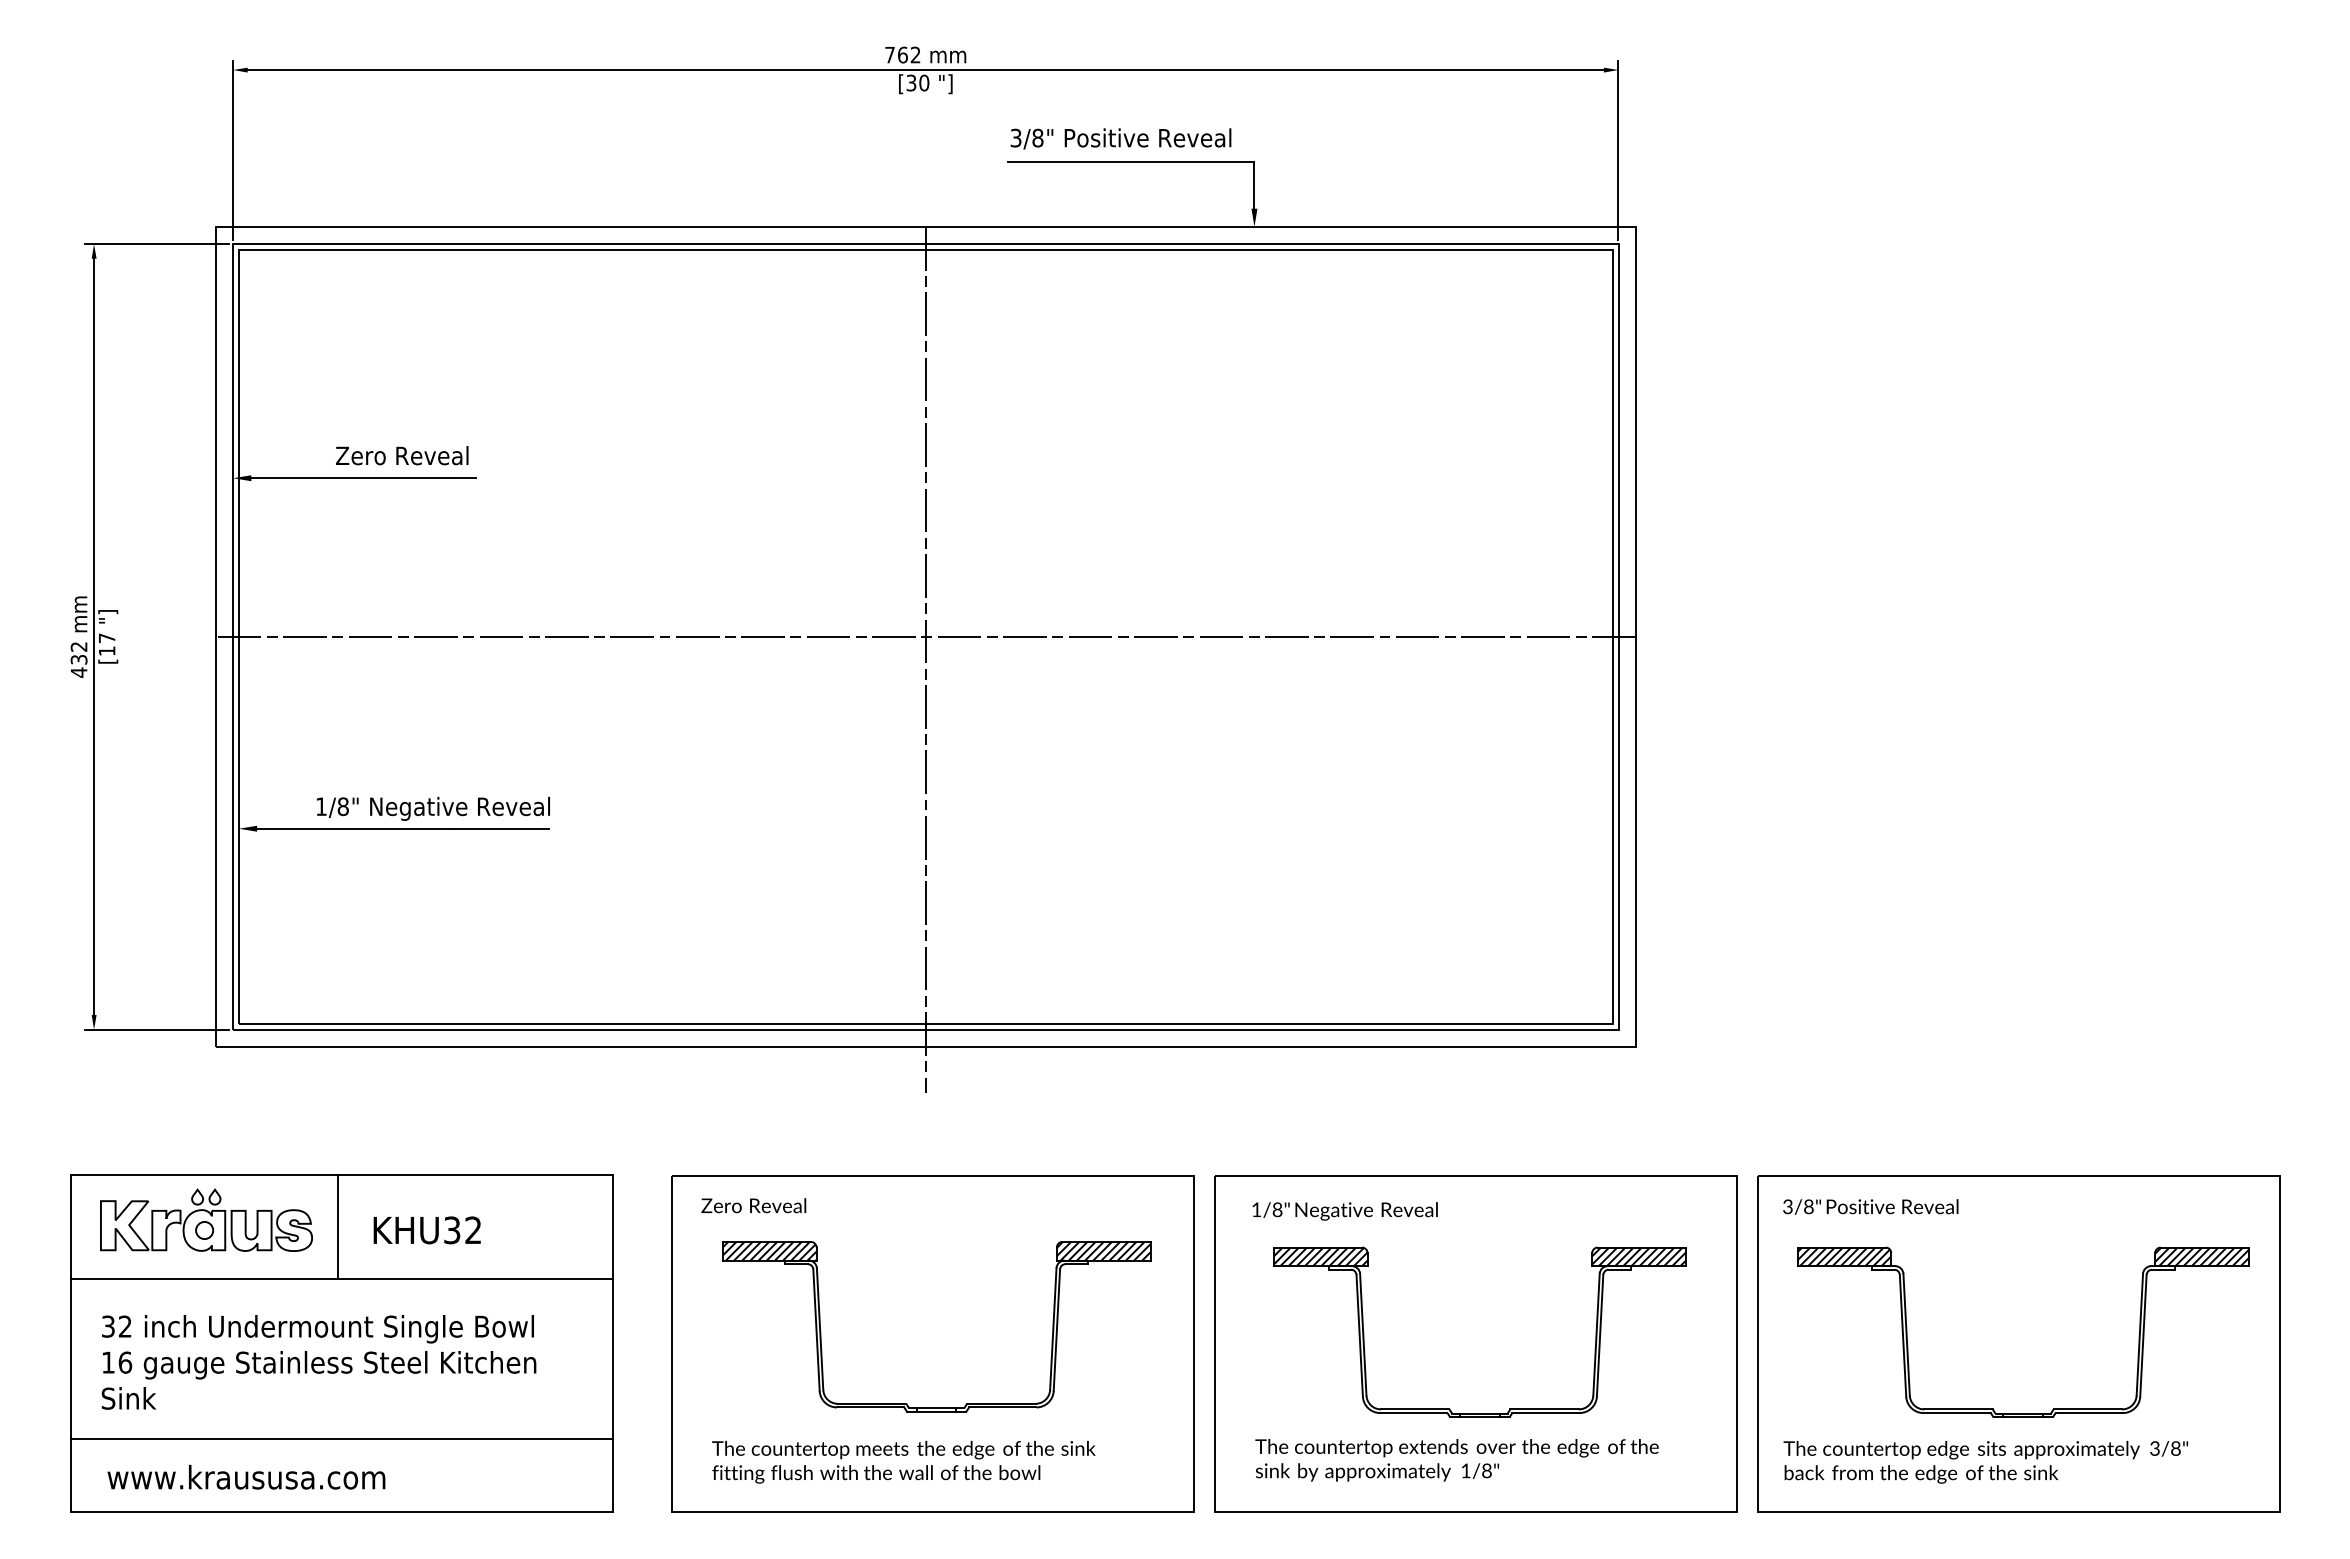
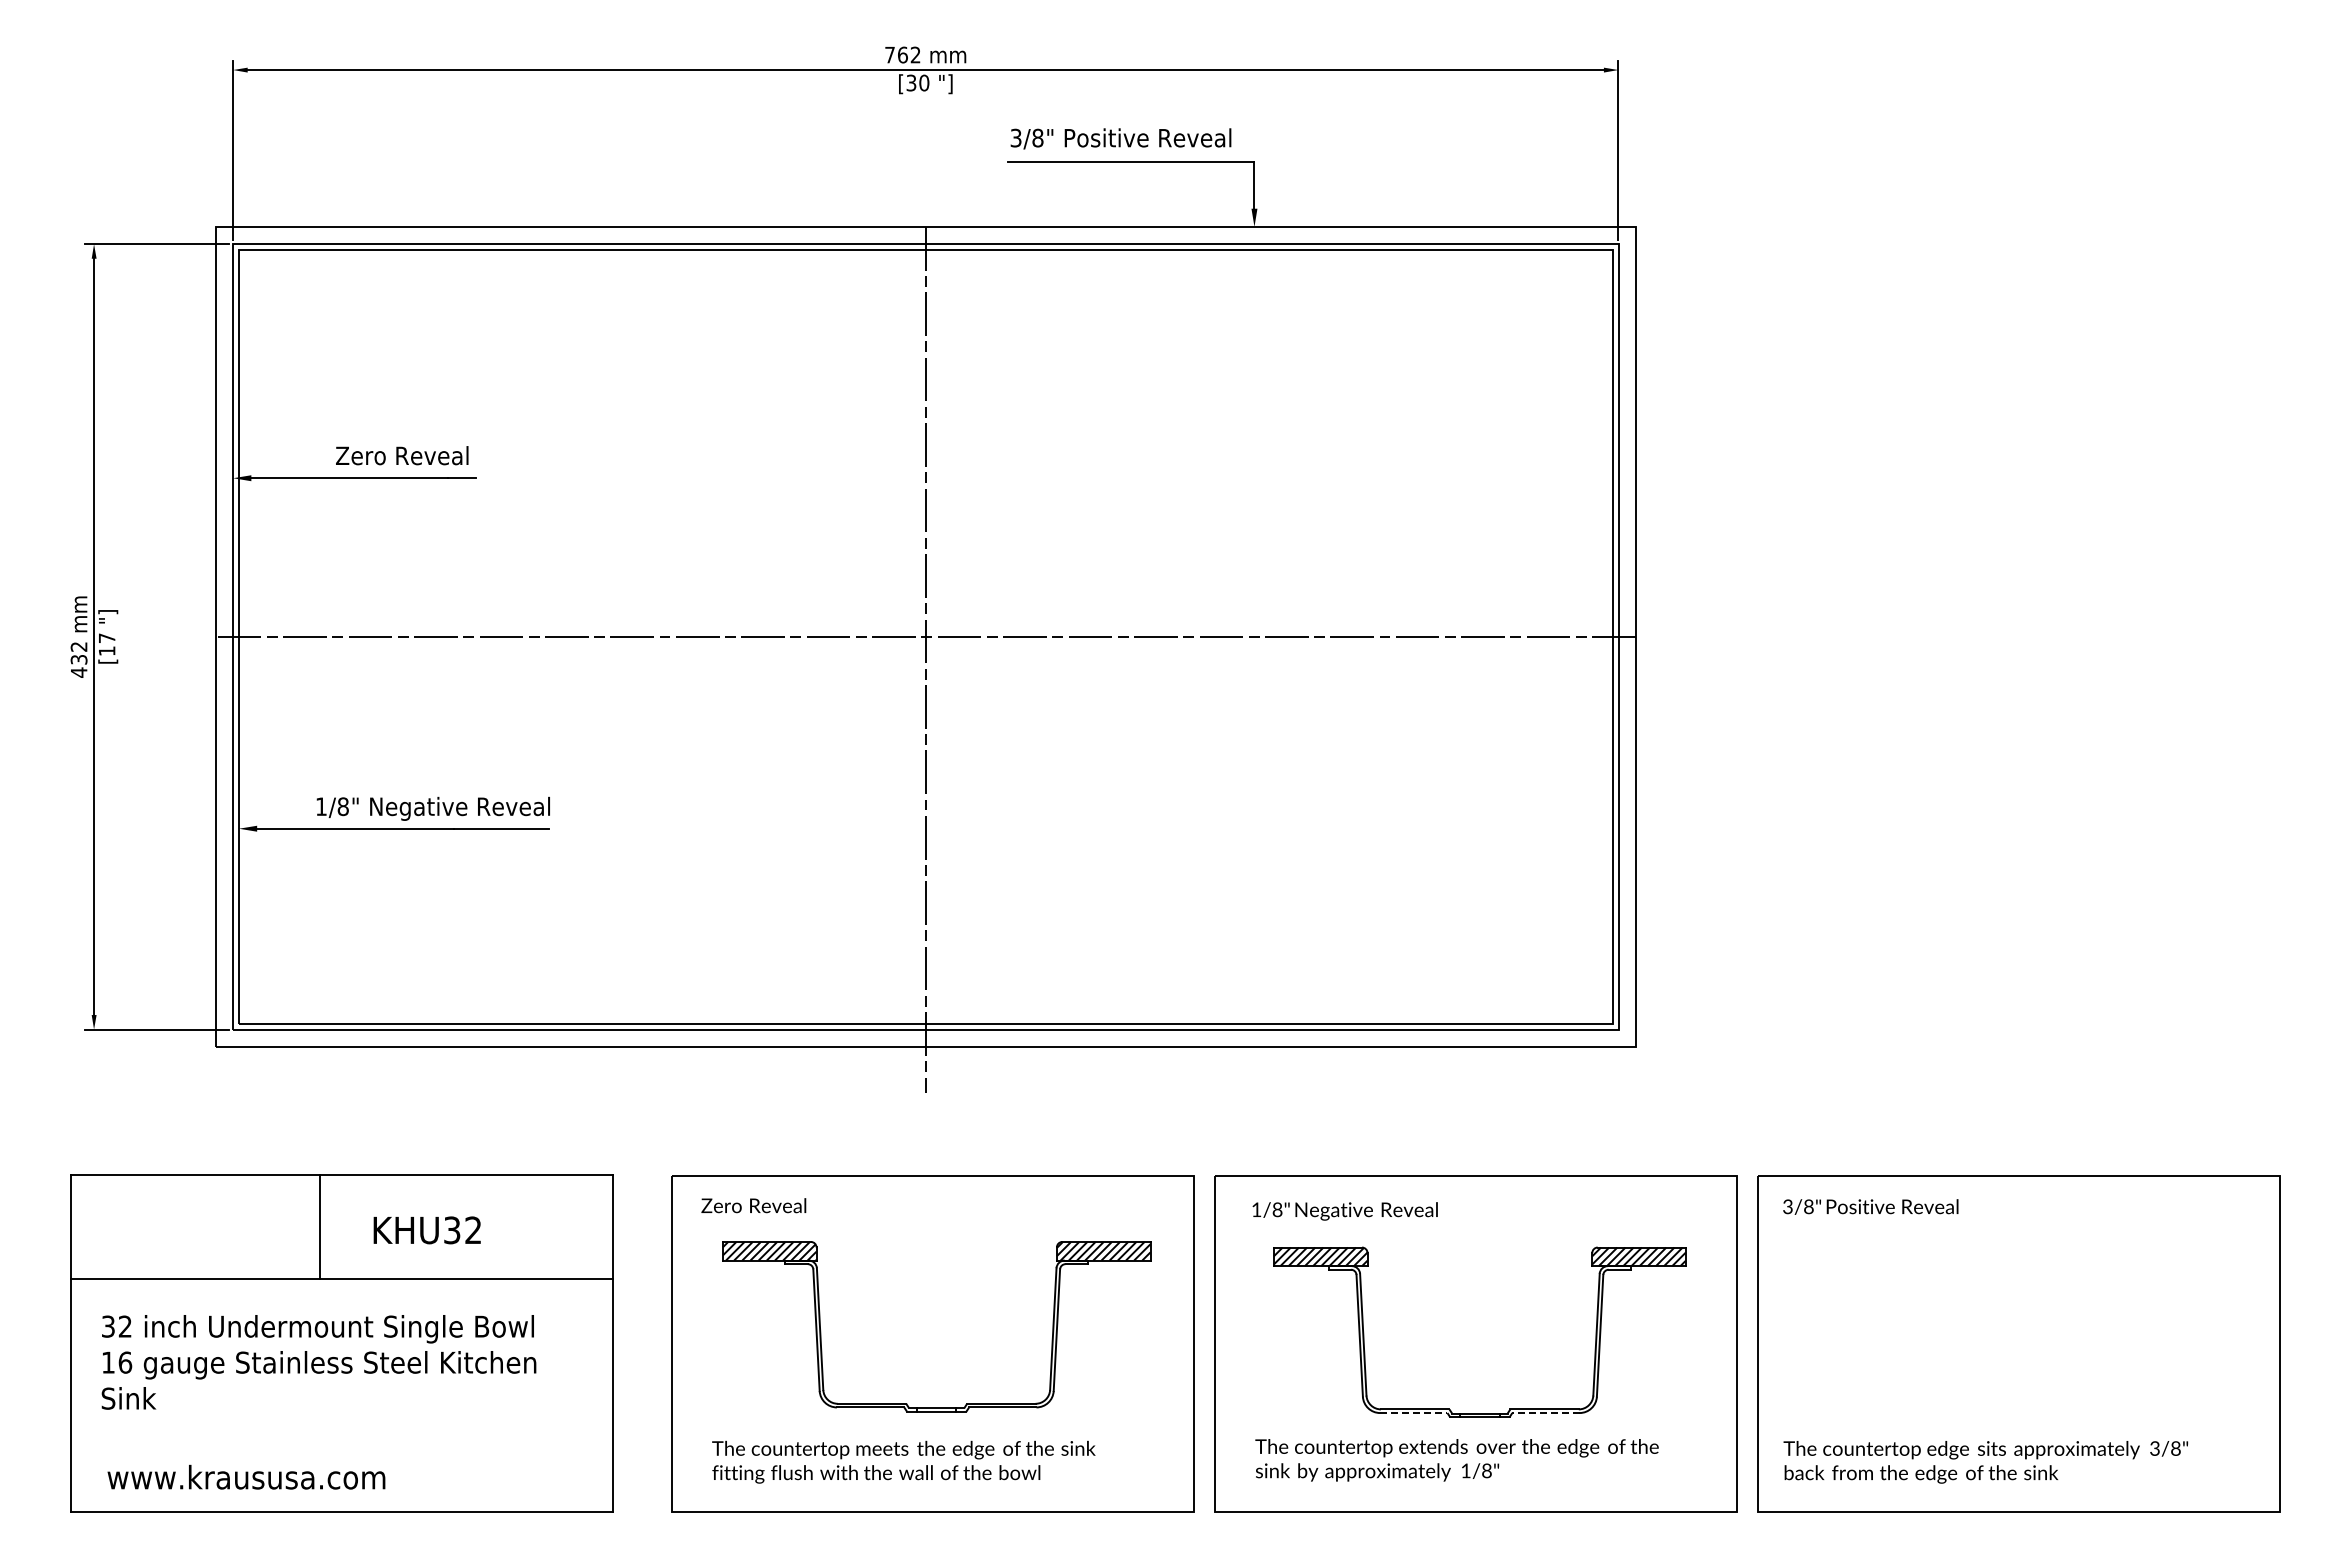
part: present -> none (206, 1219)
line position: (338, 1226) -> (320, 1226) (320, 1226)
line: solid -> dashed (1413, 1413)
line: solid -> dashed (1546, 1413)
part: present -> none (2023, 1413)
line: present -> none (341, 1438)
